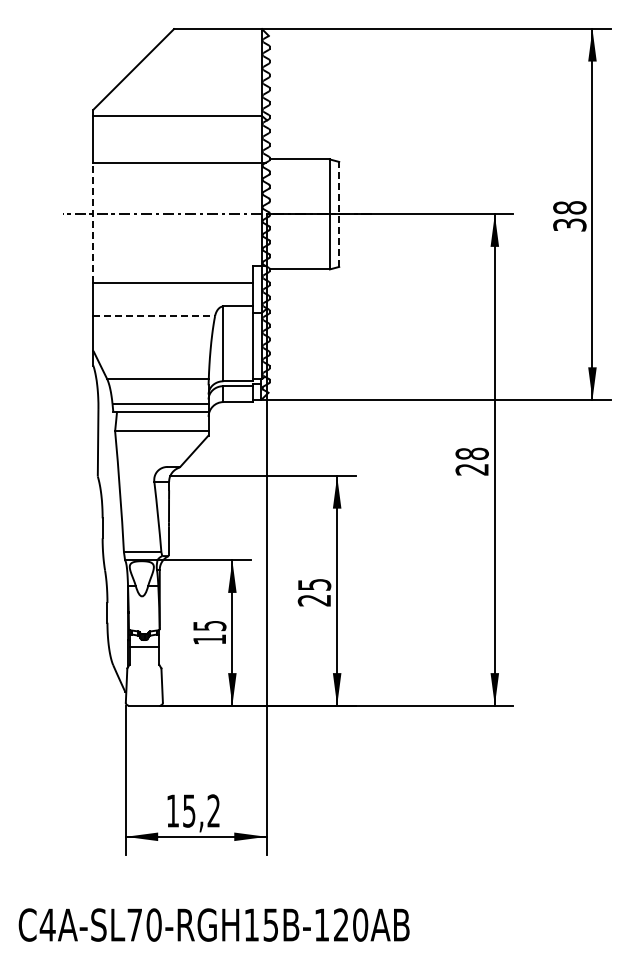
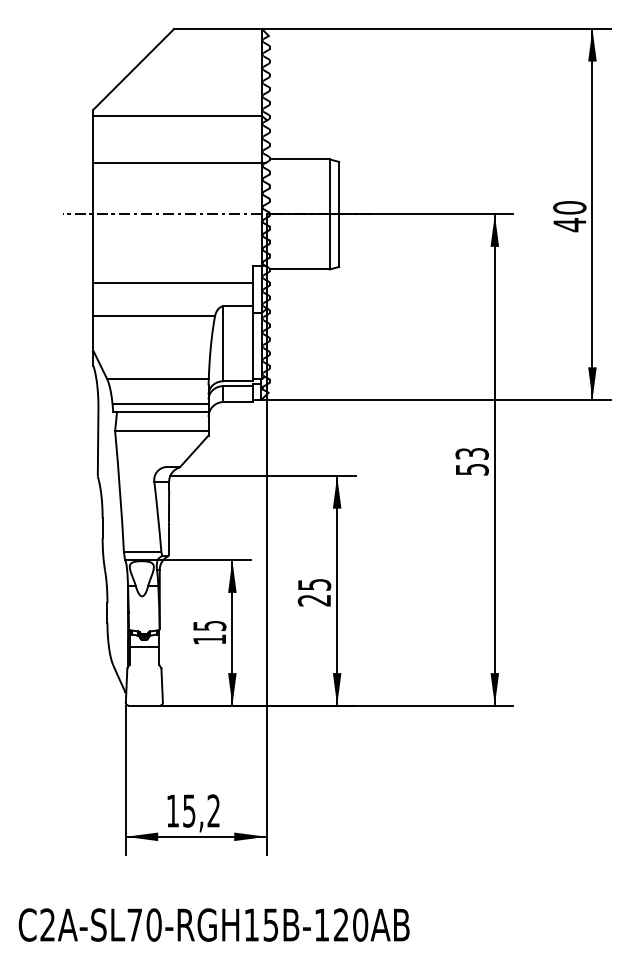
line: dashed -> solid (339, 213)
text: 38 -> 40 (569, 216)
line: dashed -> solid (93, 222)
line: dashed -> solid (154, 316)
text: 28 -> 53 (471, 461)
text: C4A-SL70-RGH15B-120AB -> C2A-SL70-RGH15B-120AB (47, 924)
